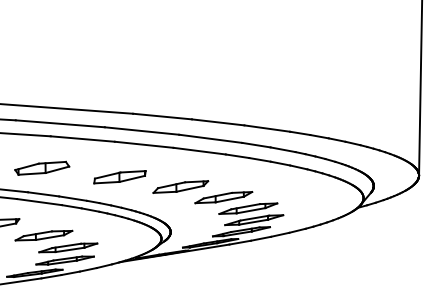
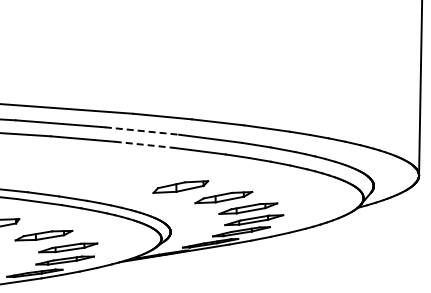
line: solid -> dashed (142, 131)
line: solid -> dashed (144, 144)
part: present -> none (42, 167)
part: present -> none (119, 177)
